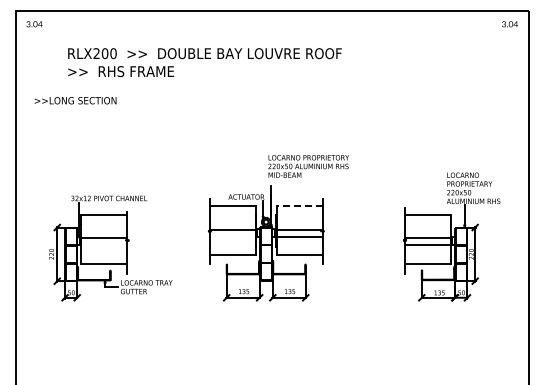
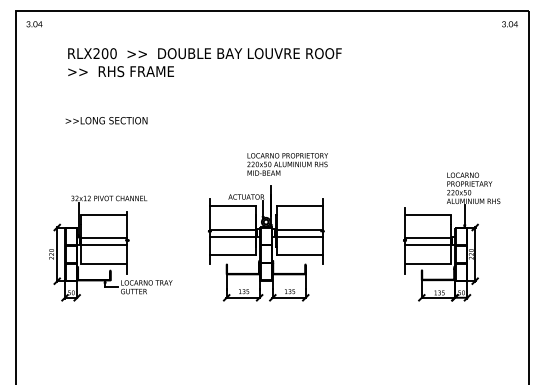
text position: (75, 100) -> (106, 120) (106, 120)
text position: (308, 166) -> (287, 164) (287, 164)
line: dashed -> solid (299, 206)
line: none -> present (232, 236)
line: none -> present (104, 244)
